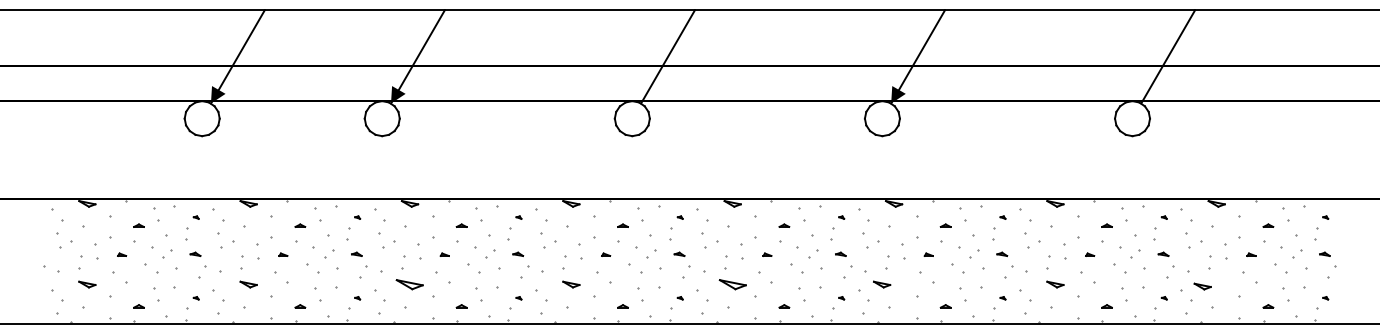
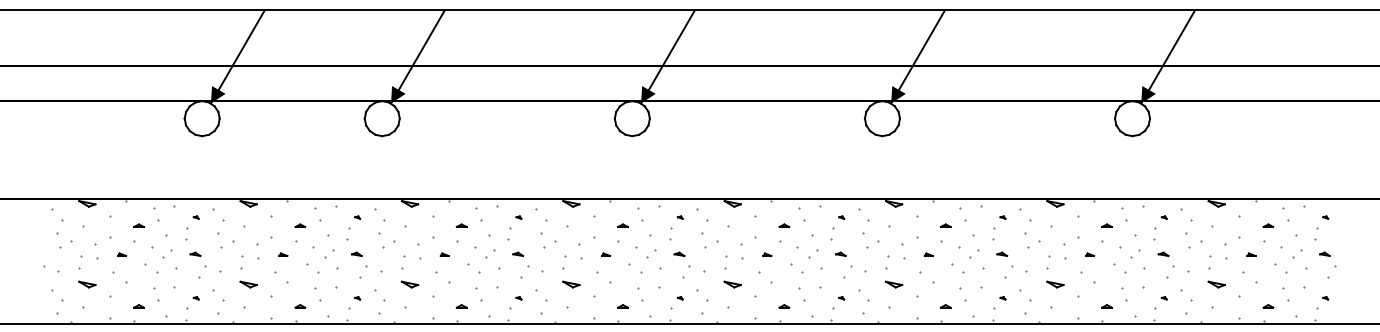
fill: none -> present (648, 94)
fill: none -> present (1148, 94)
part size: 29x12 px -> 19x9 px (410, 284)
part size: 29x12 px -> 19x9 px (732, 284)
part position: (882, 284) -> (894, 284) (894, 284)
part position: (1202, 286) -> (1216, 284) (1216, 284)
